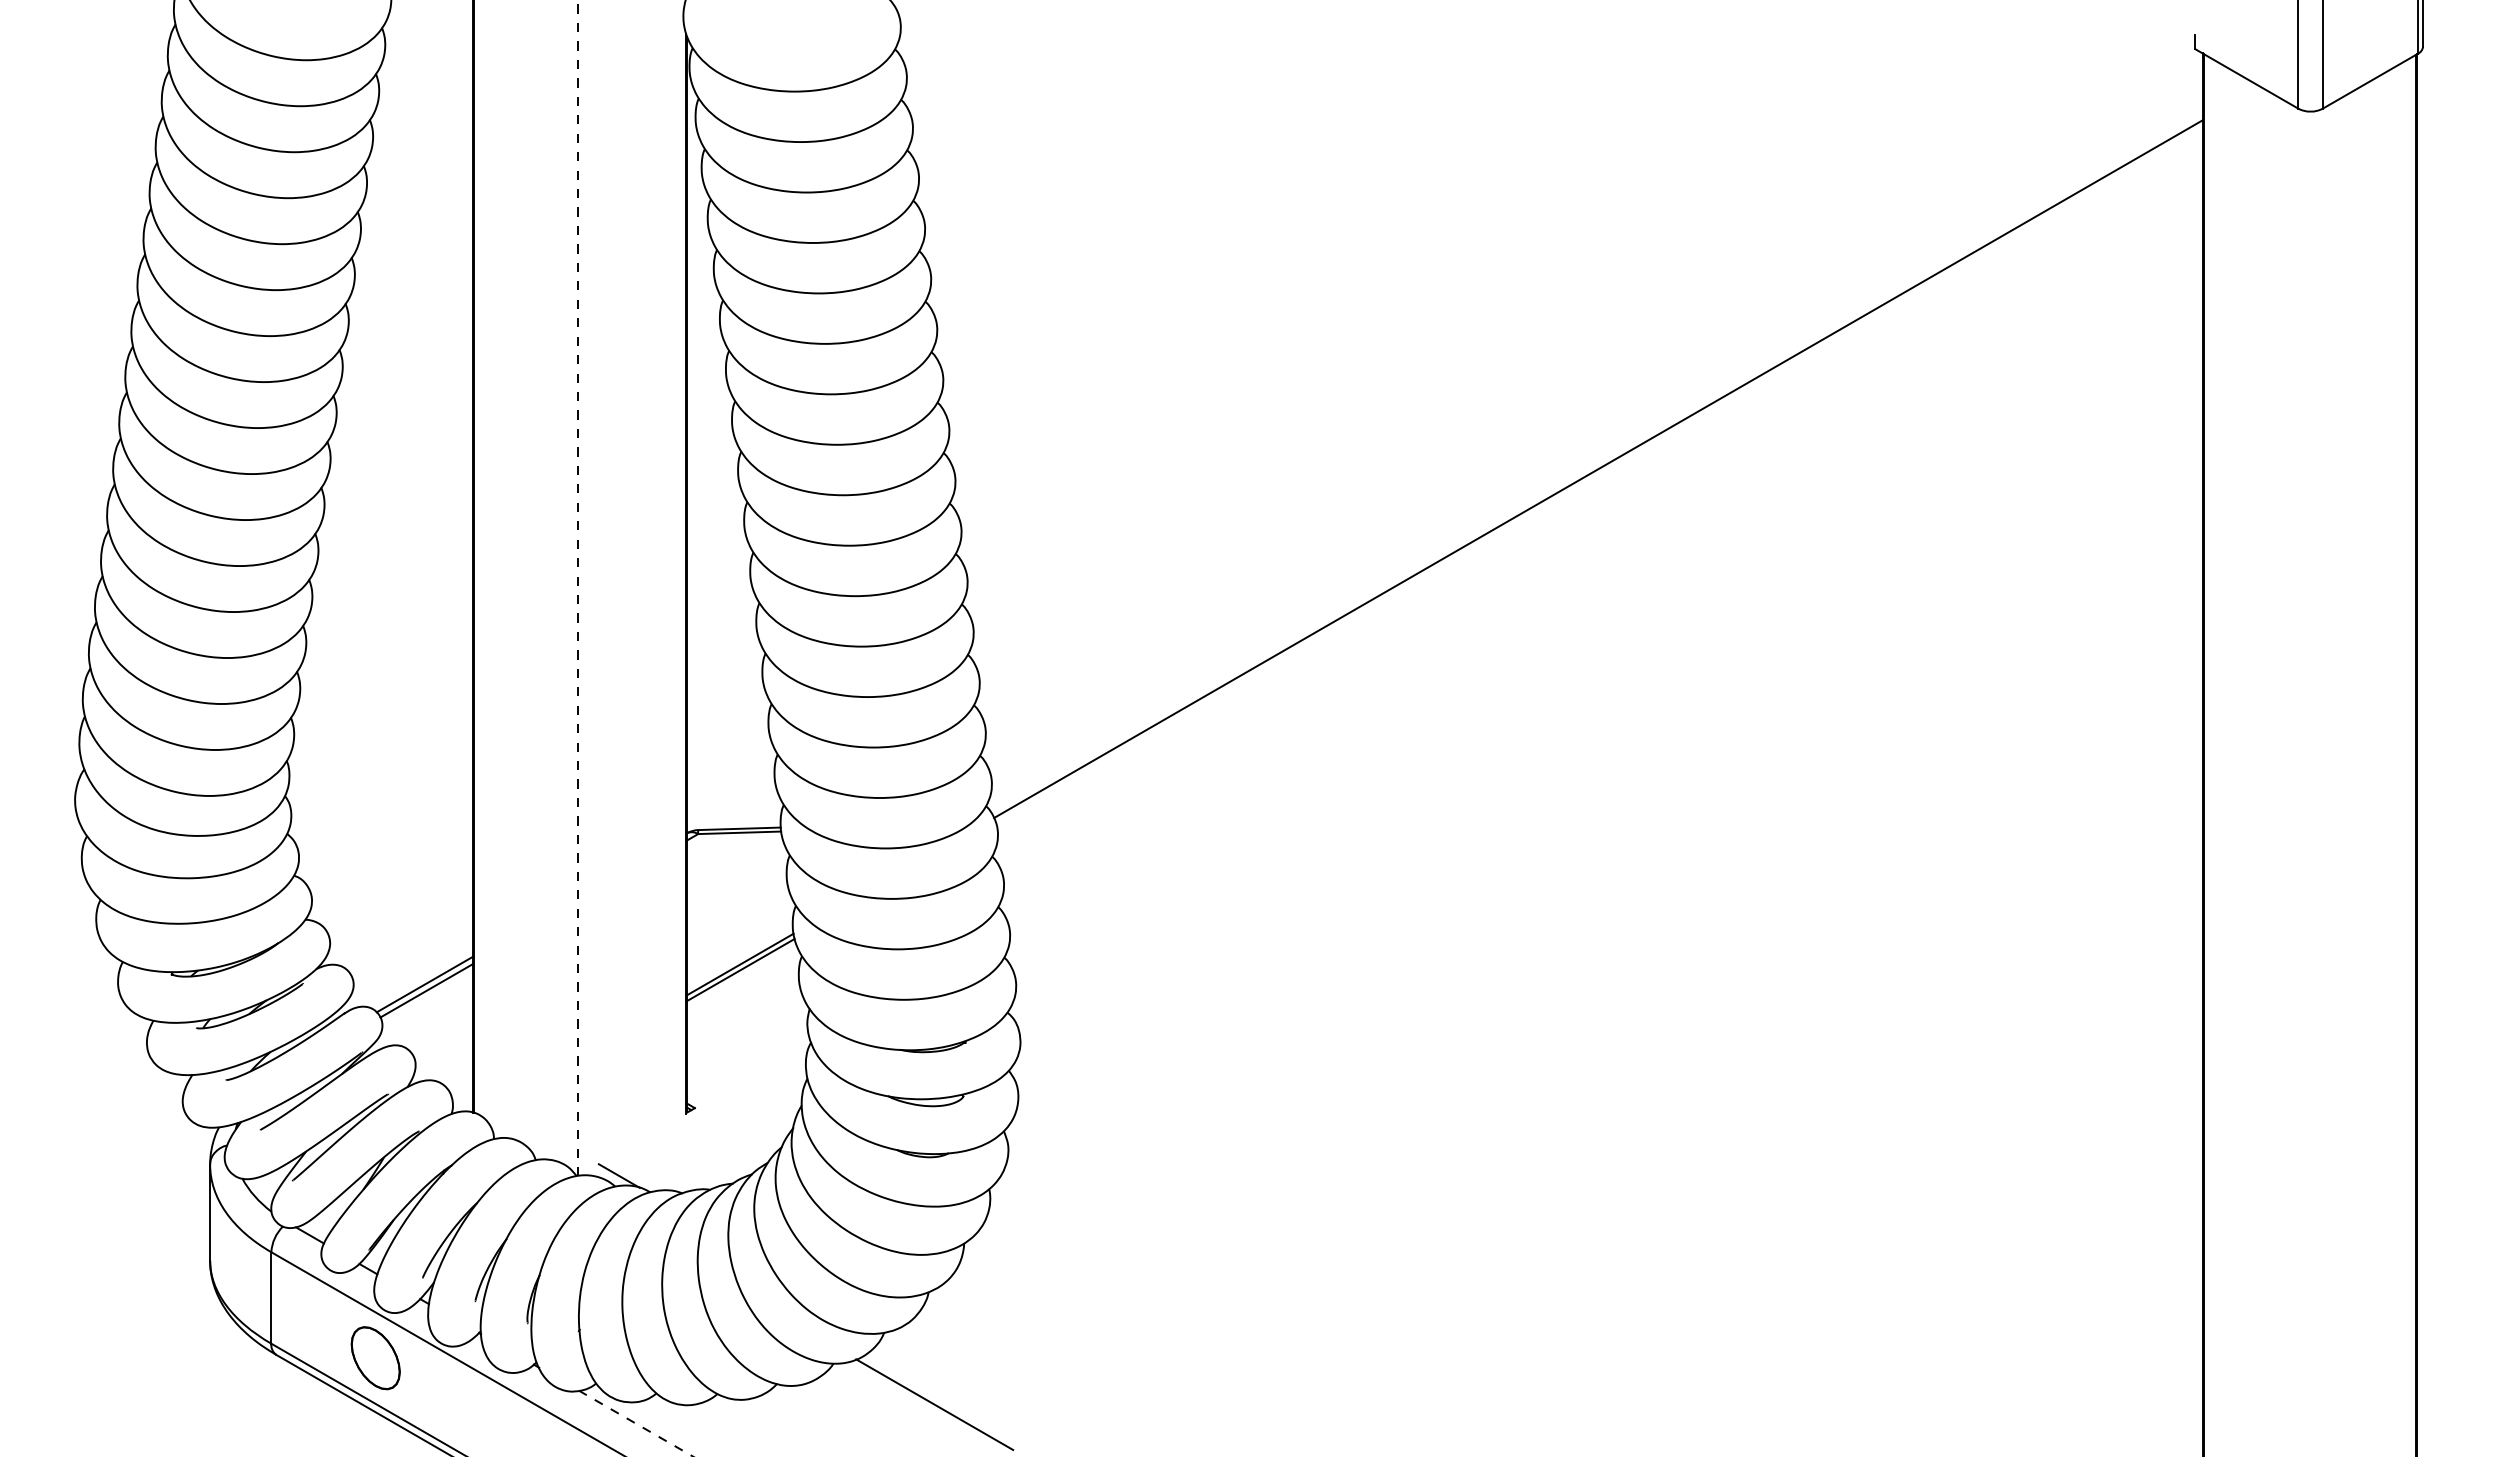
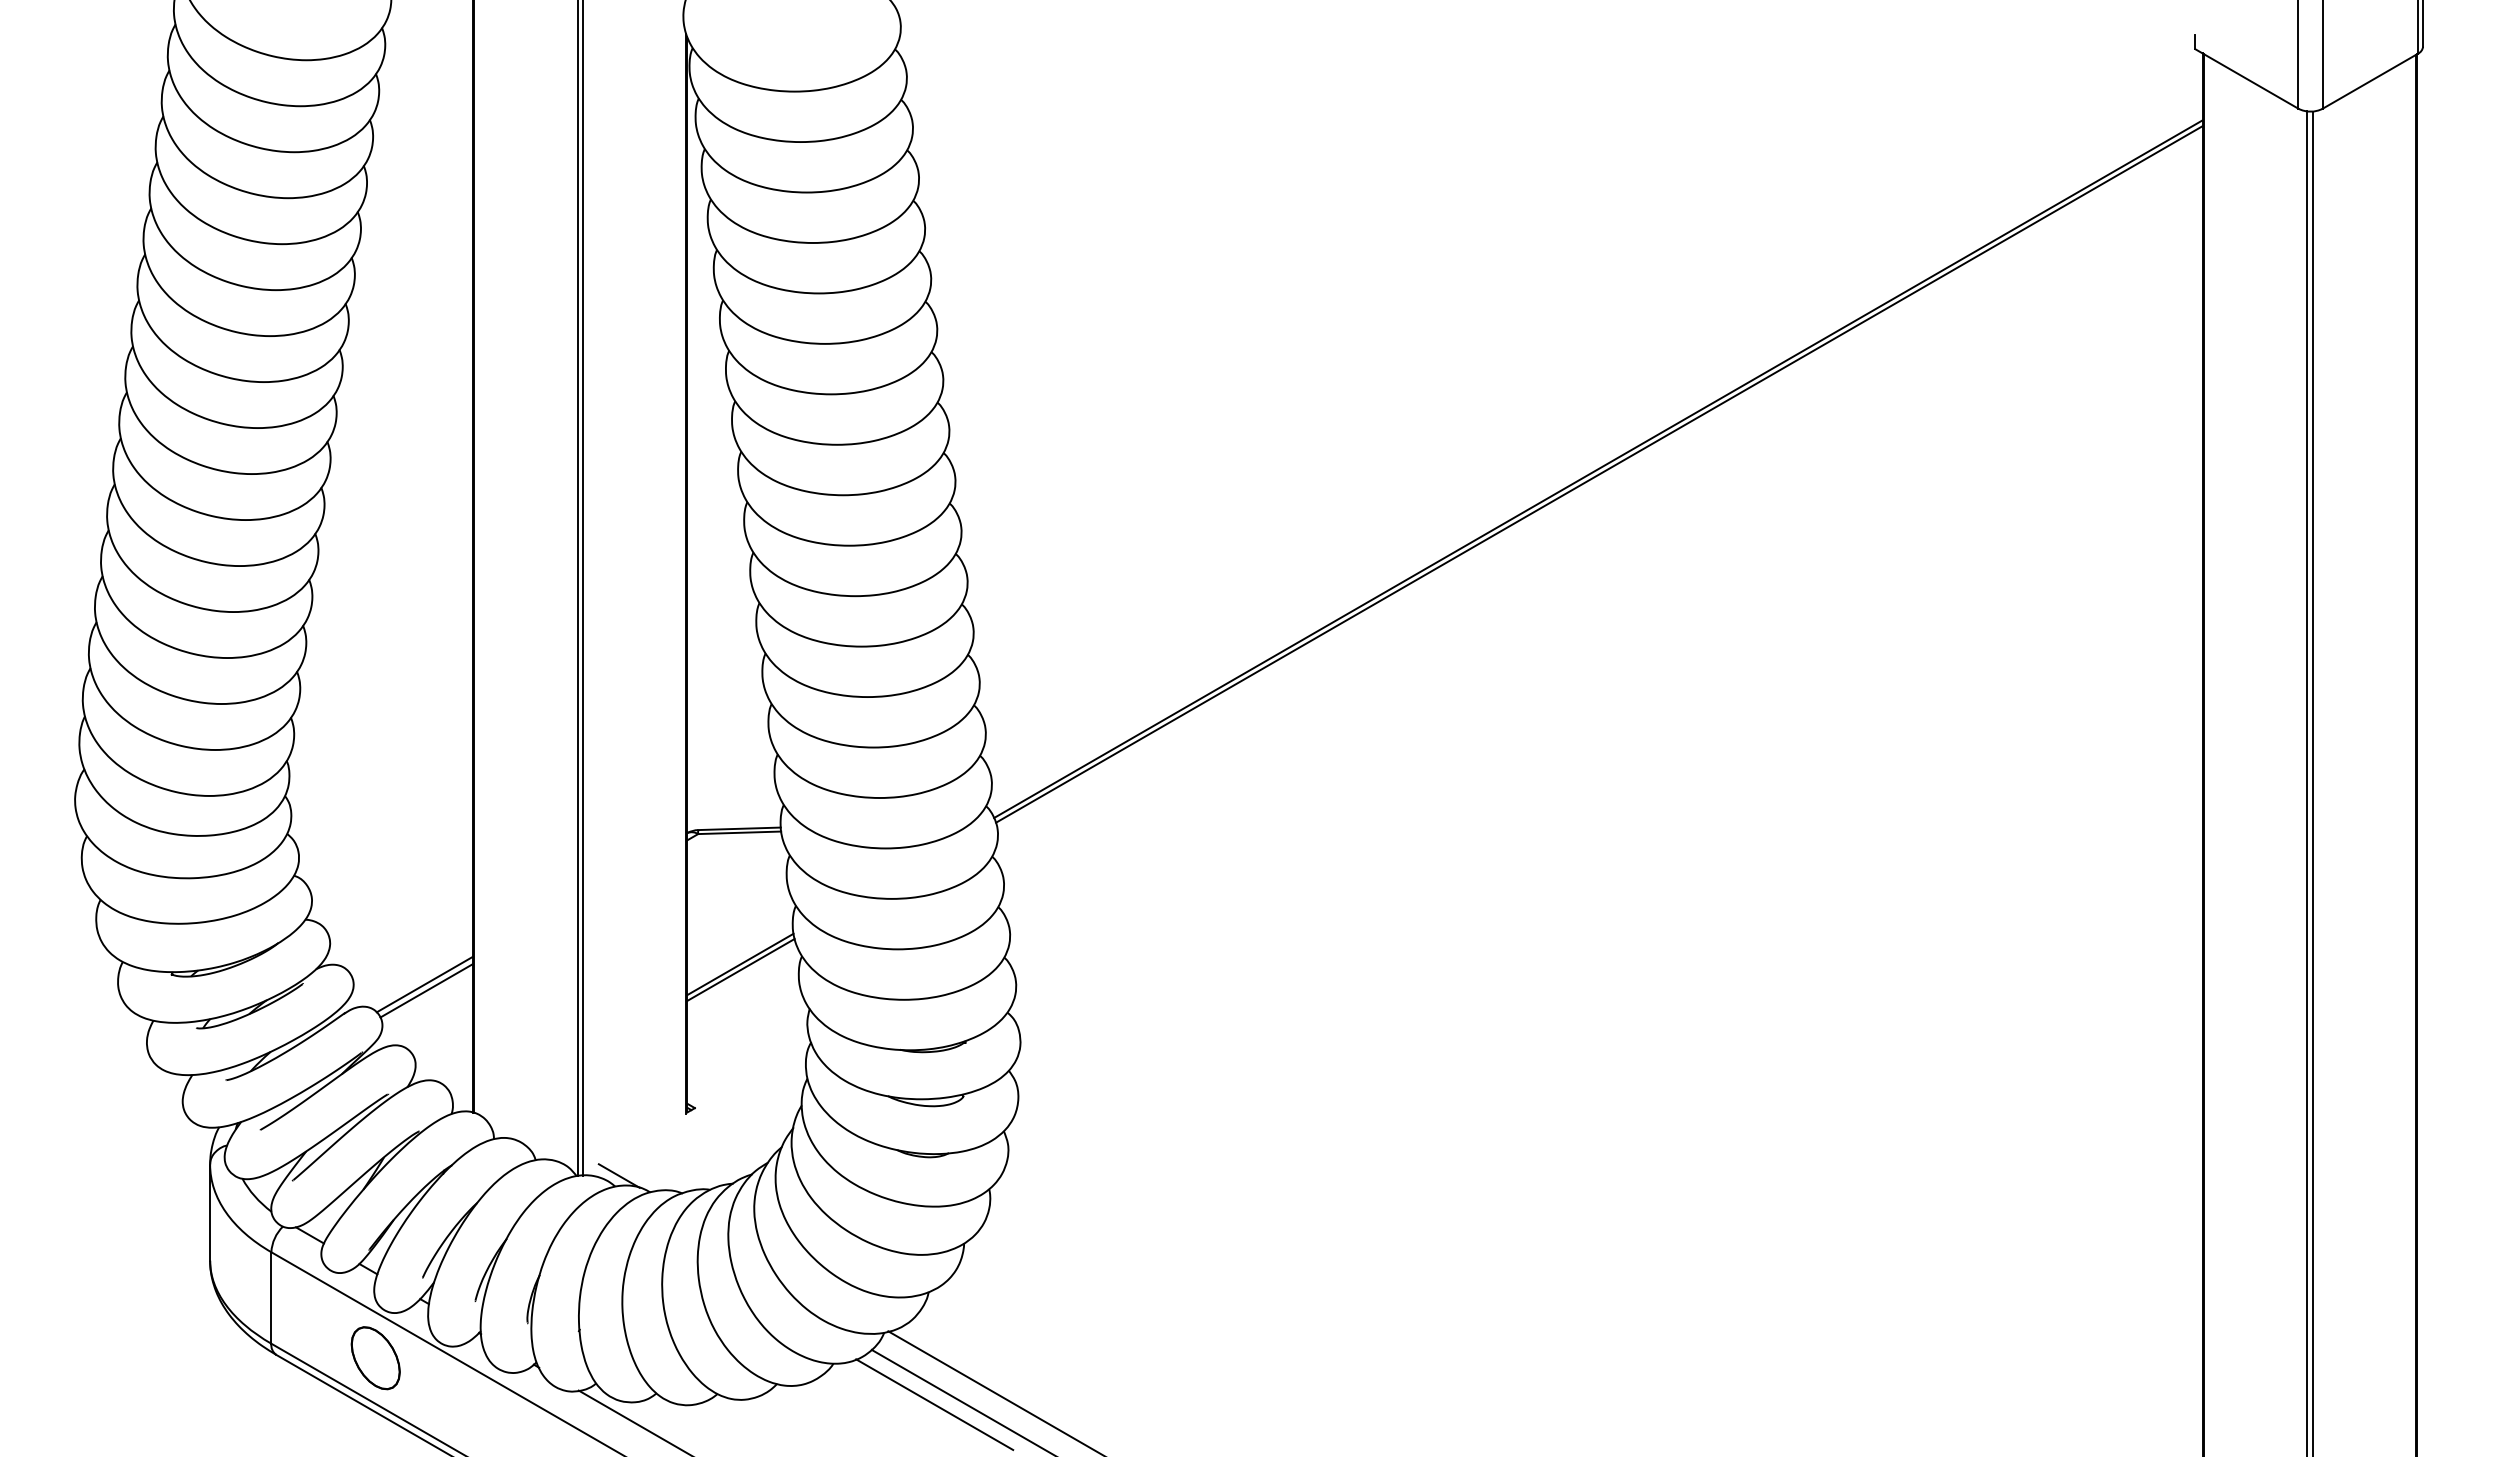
line: none -> present (1599, 474)
line: dashed -> solid (577, 588)
line: none -> present (582, 589)
line: none -> present (2307, 782)
line: none -> present (2312, 782)
line: none -> present (994, 1392)
line: none -> present (961, 1401)
line: dashed -> solid (635, 1423)
